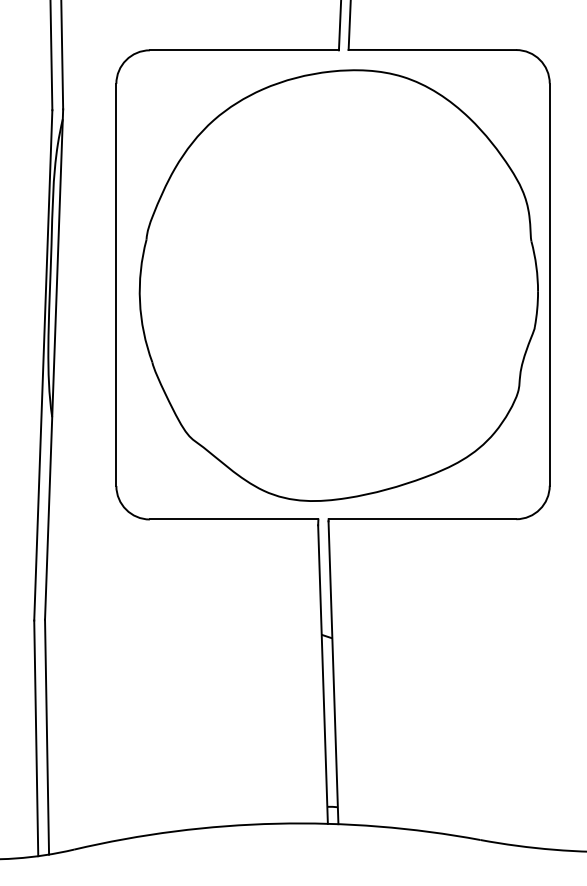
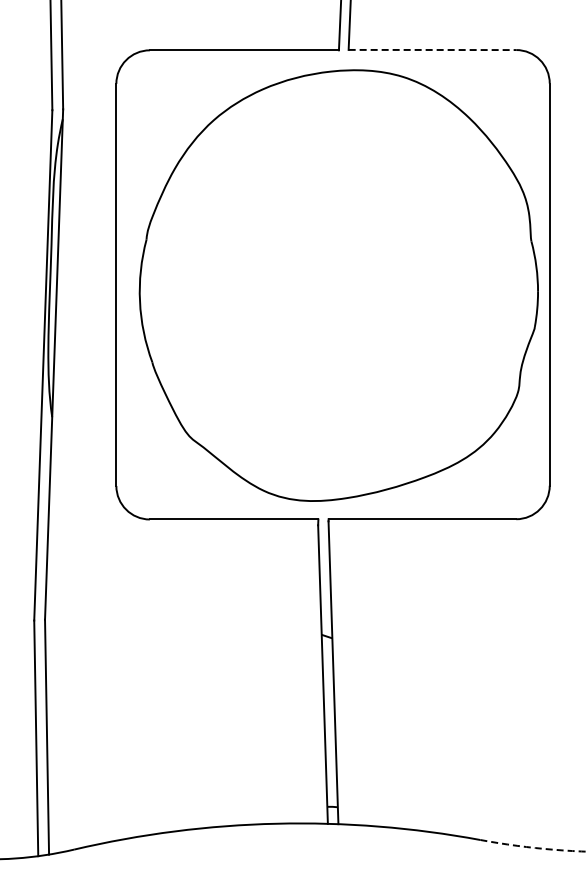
line: solid -> dashed (432, 50)
arc: solid -> dashed (533, 847)
